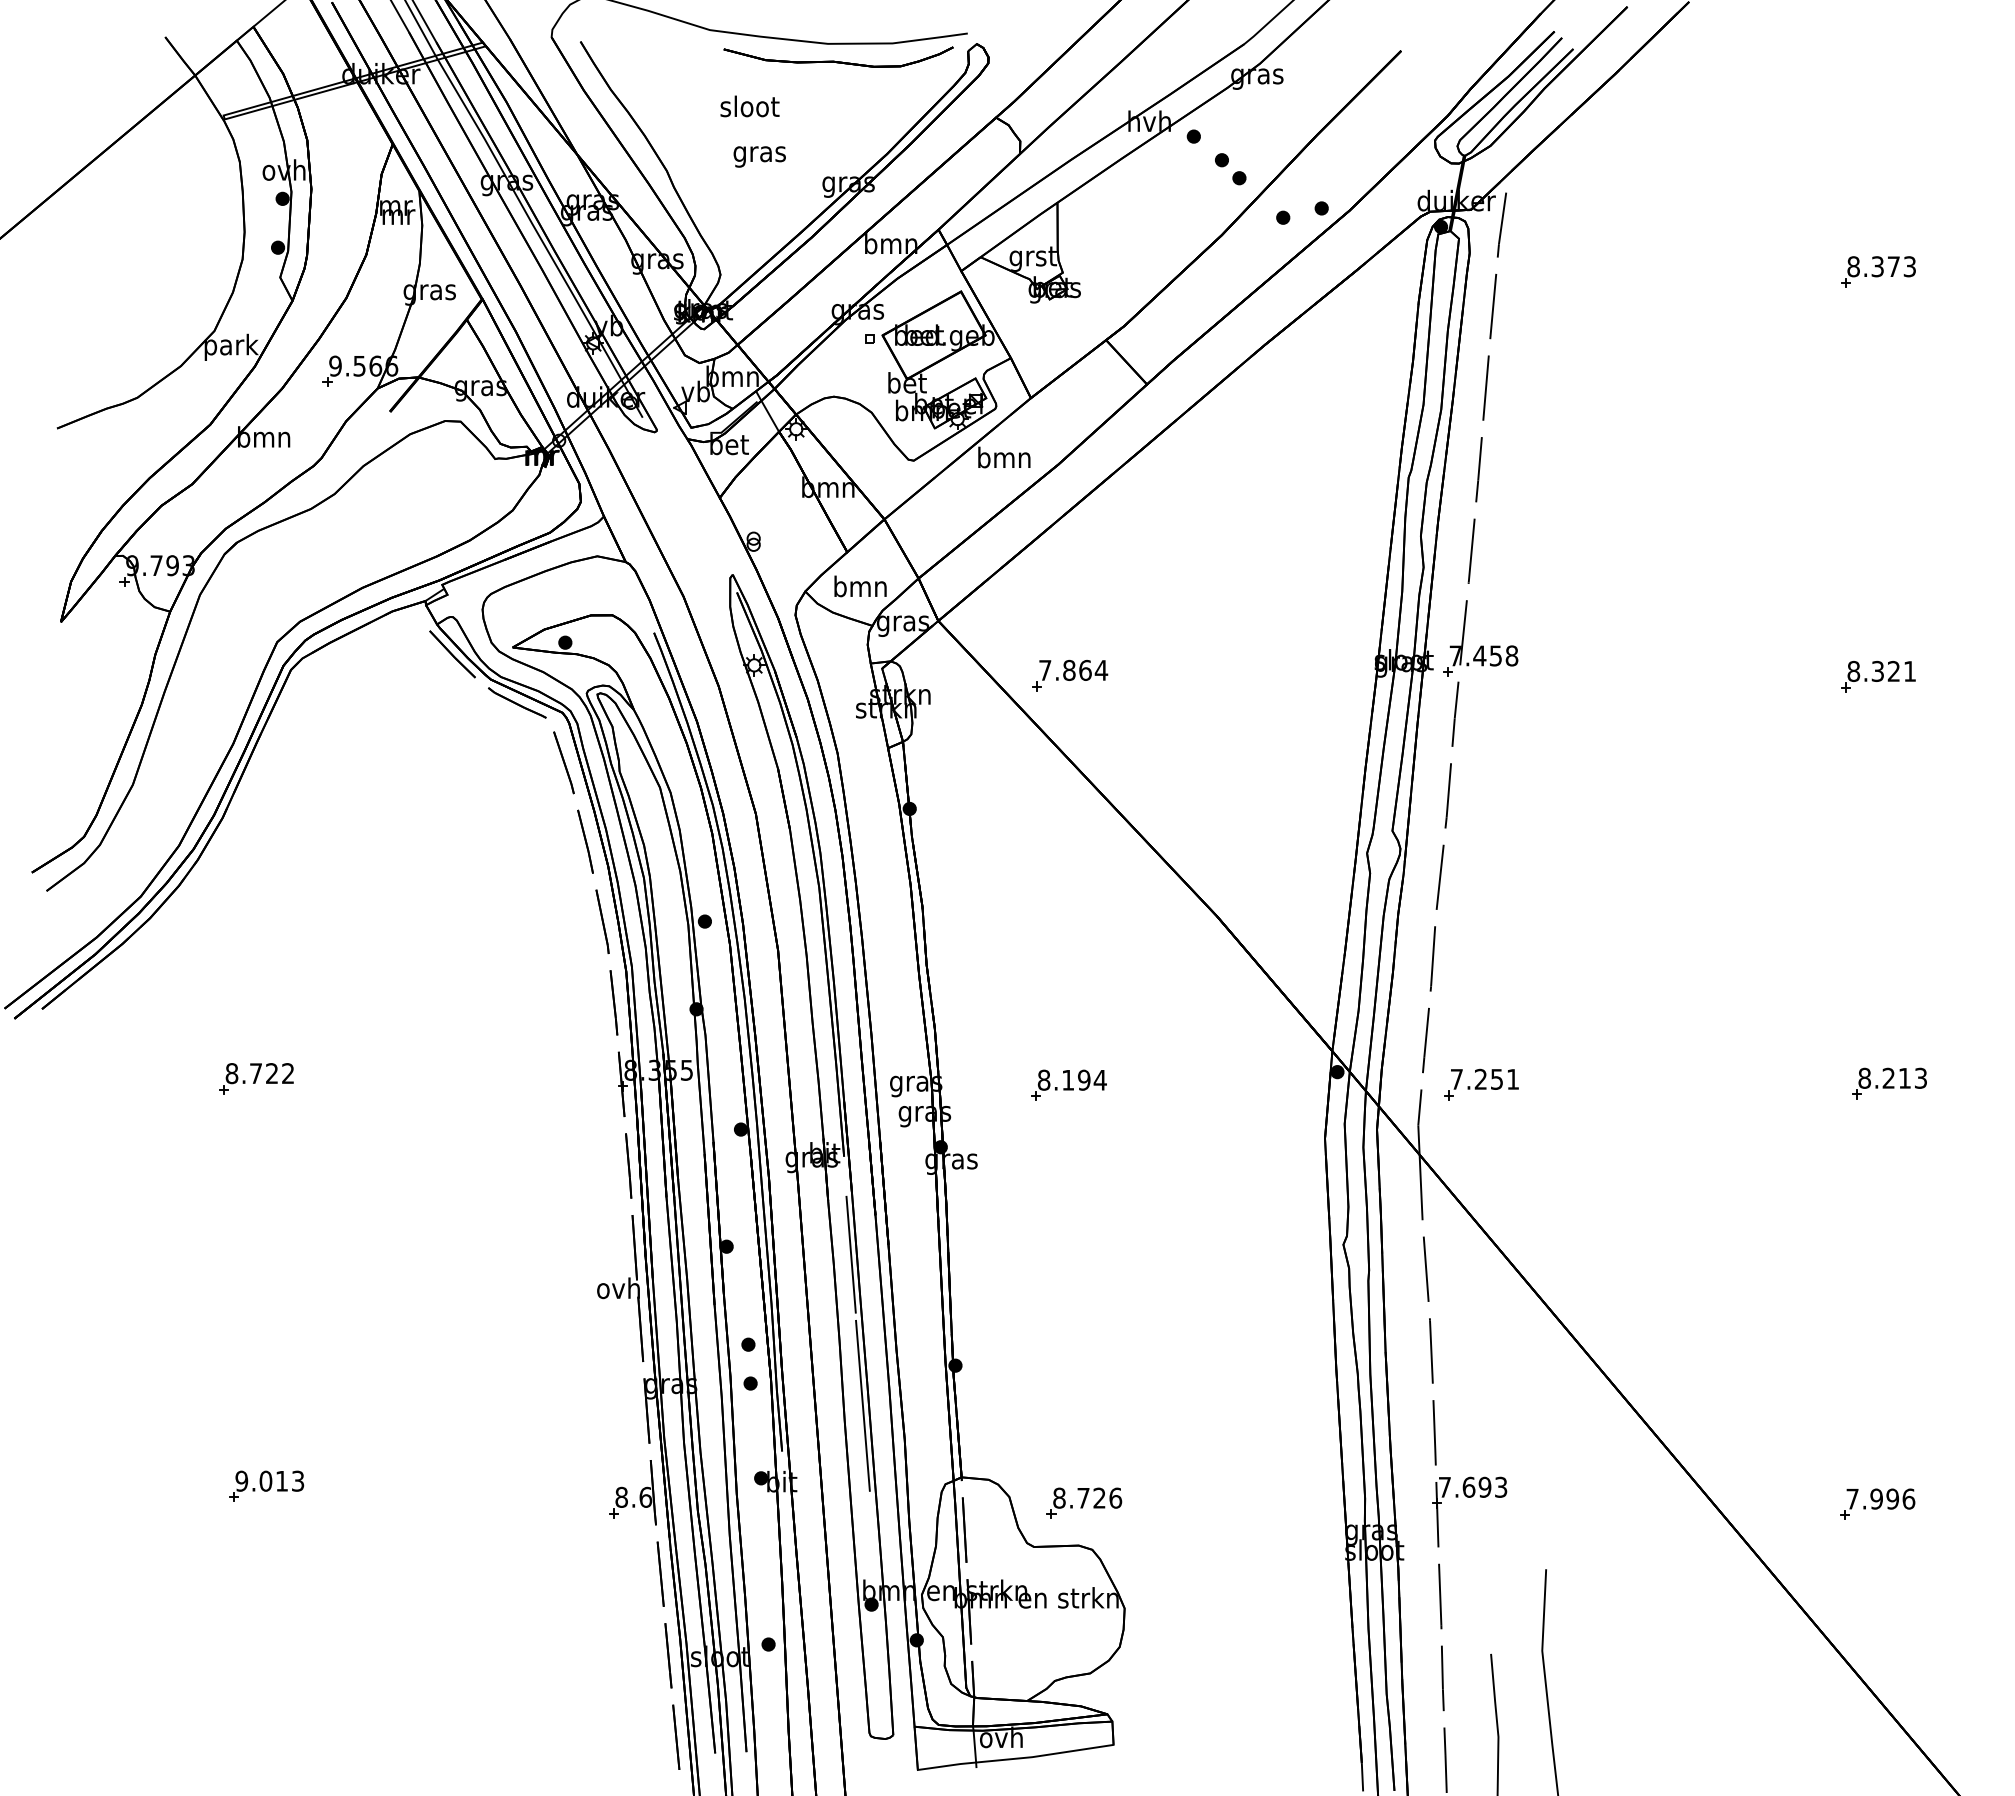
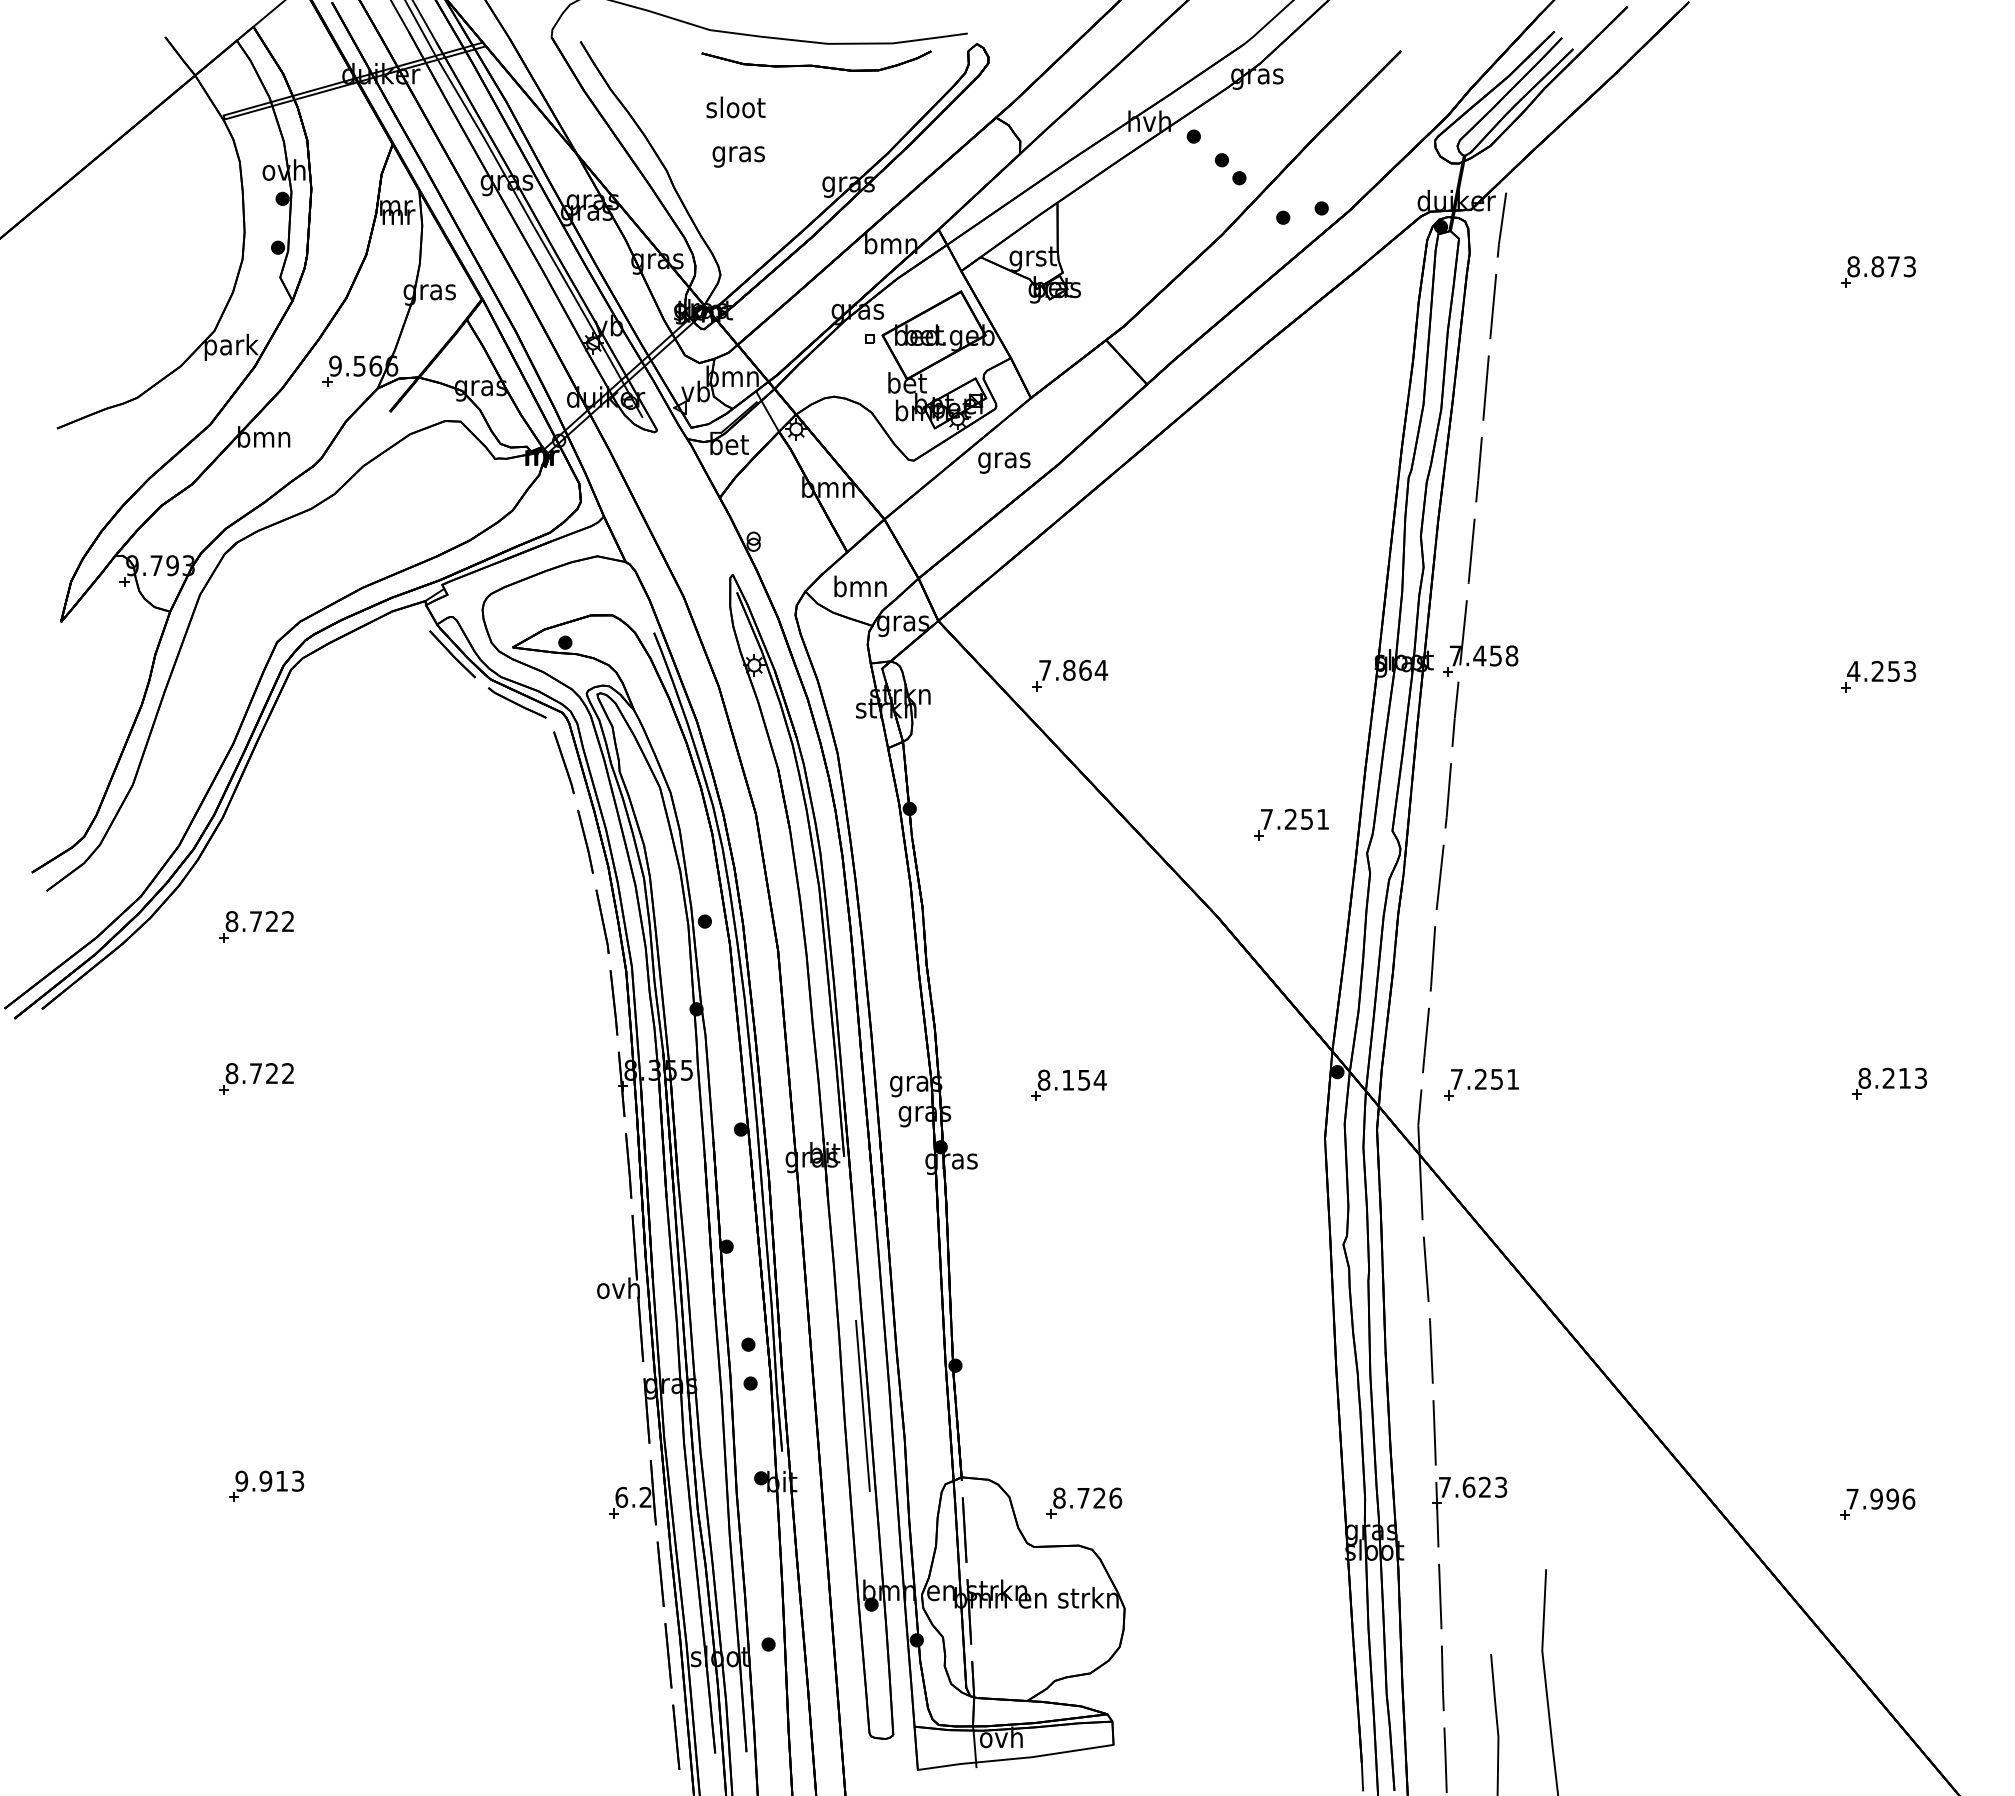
part position: (838, 56) -> (816, 60) (816, 60)
text position: (749, 106) -> (735, 107) (735, 107)
text position: (759, 156) -> (738, 156) (738, 156)
text: 8.373 -> 8.873 (1877, 266)
text: bmn -> gras (1004, 459)
text: 8.321 -> 4.253 (1881, 670)
part: none -> present (1291, 824)
part: none -> present (256, 926)
text: 8.194 -> 8.154 (1084, 1079)
line: present -> none (850, 1254)
text: 9.013 -> 9.913 (265, 1481)
text: 7.693 -> 7.623 (1484, 1487)
text: 8.6 -> 6.2 (633, 1496)
